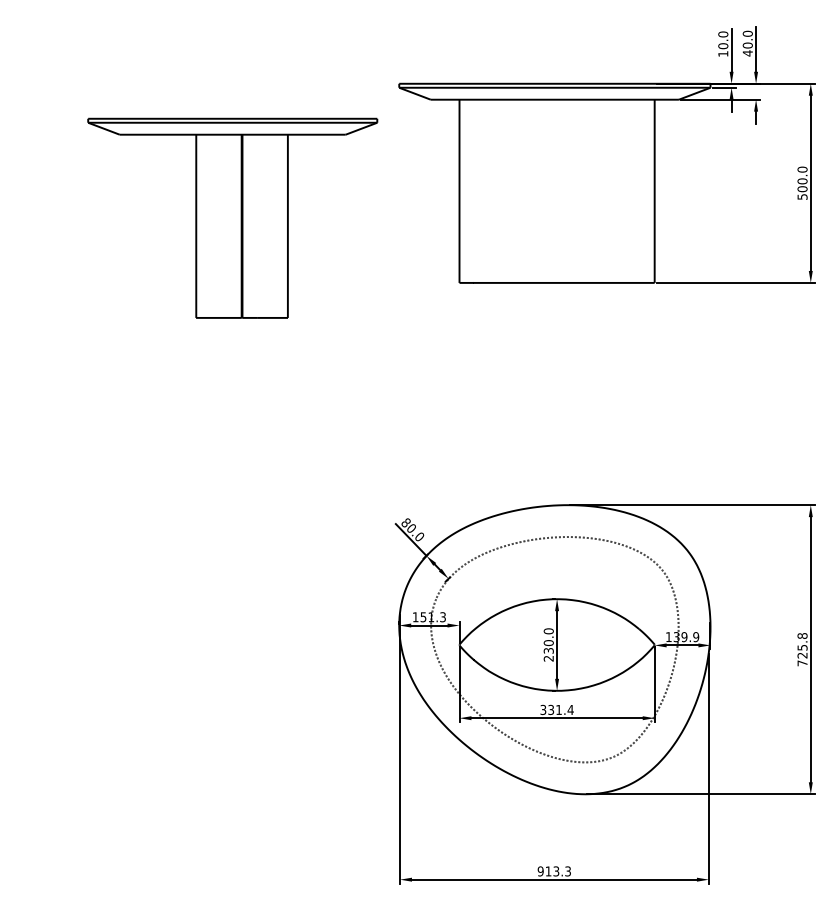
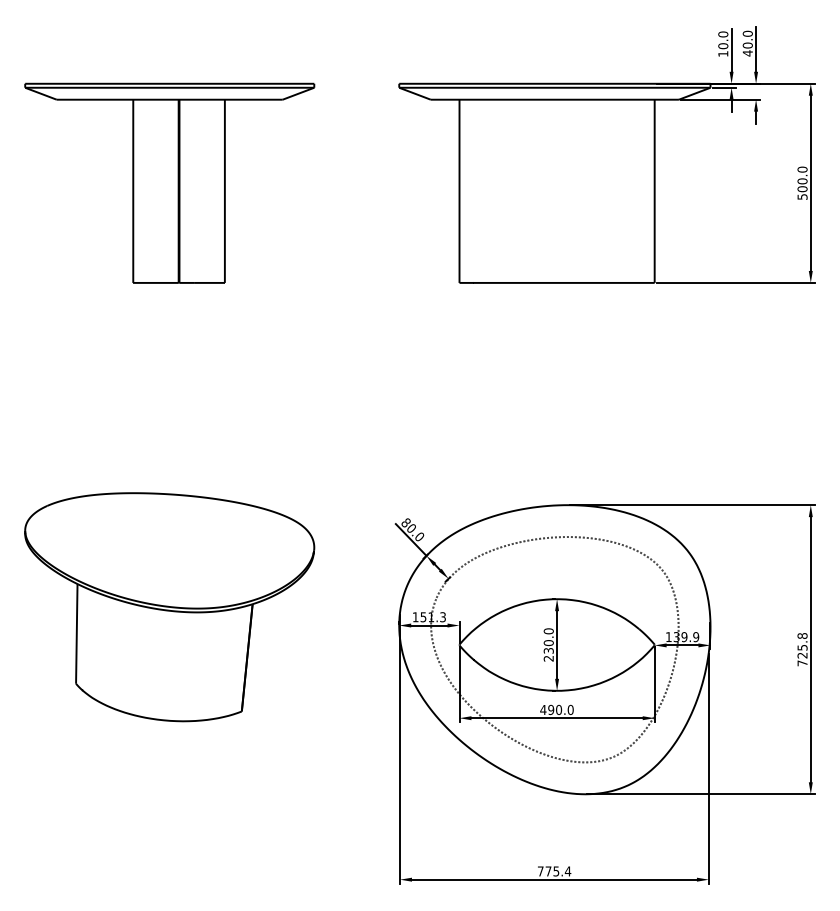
part position: (232, 217) -> (169, 182) (169, 182)
part: none -> present (169, 607)
text: 331.4 -> 490.0 (556, 709)
text: 913.3 -> 775.4 (554, 871)
